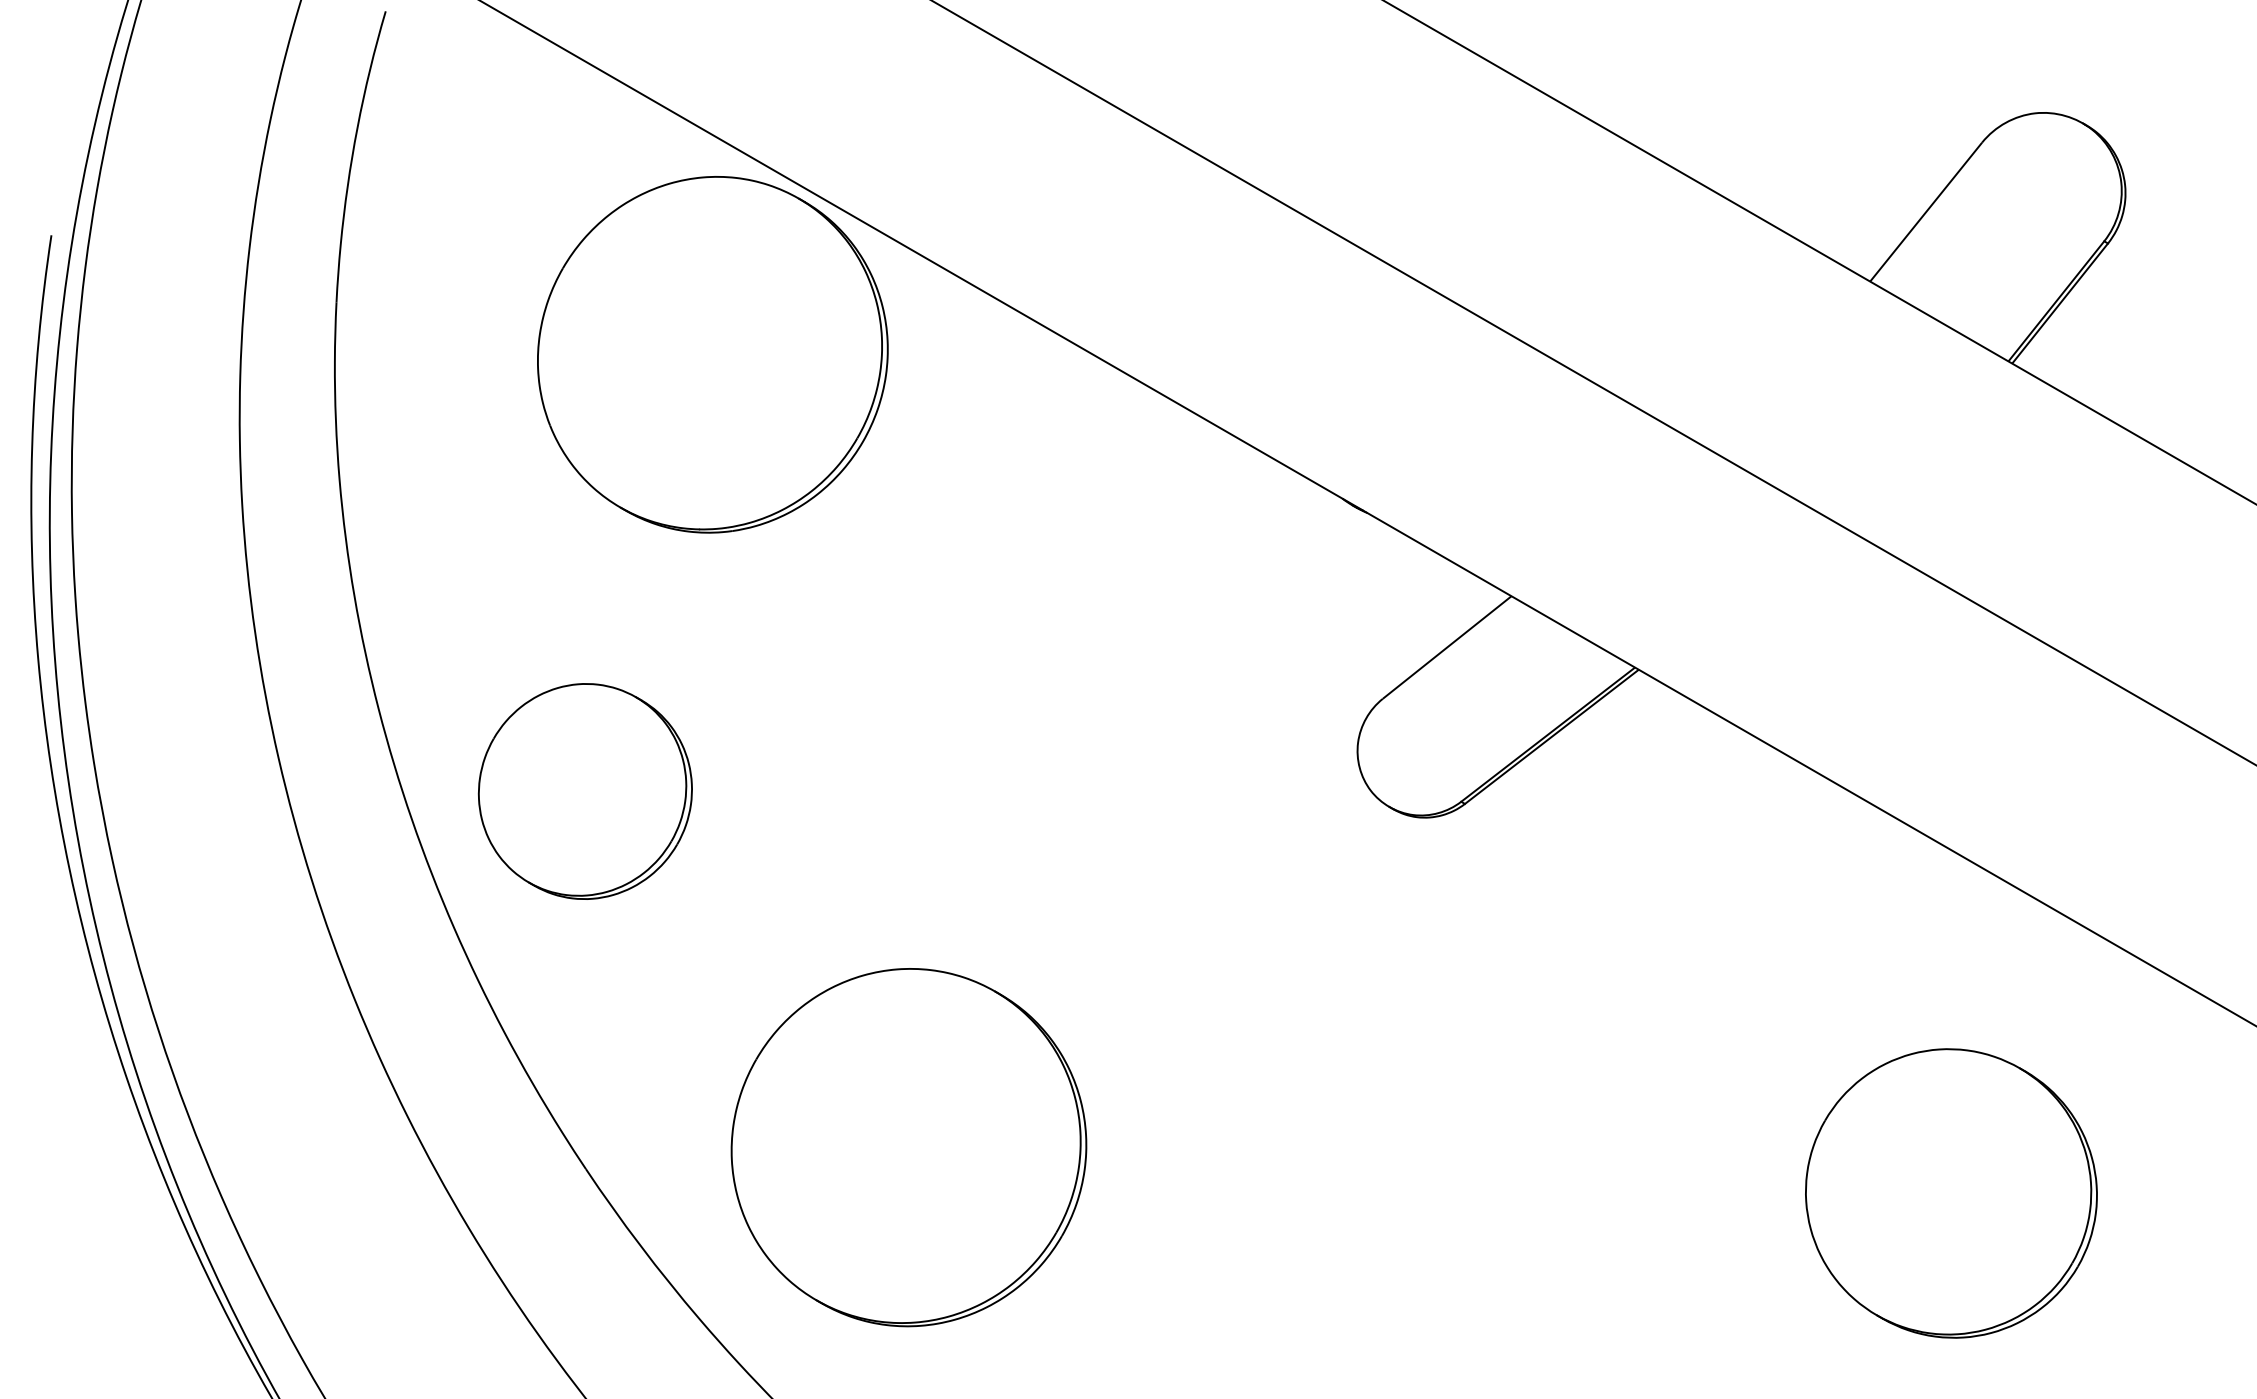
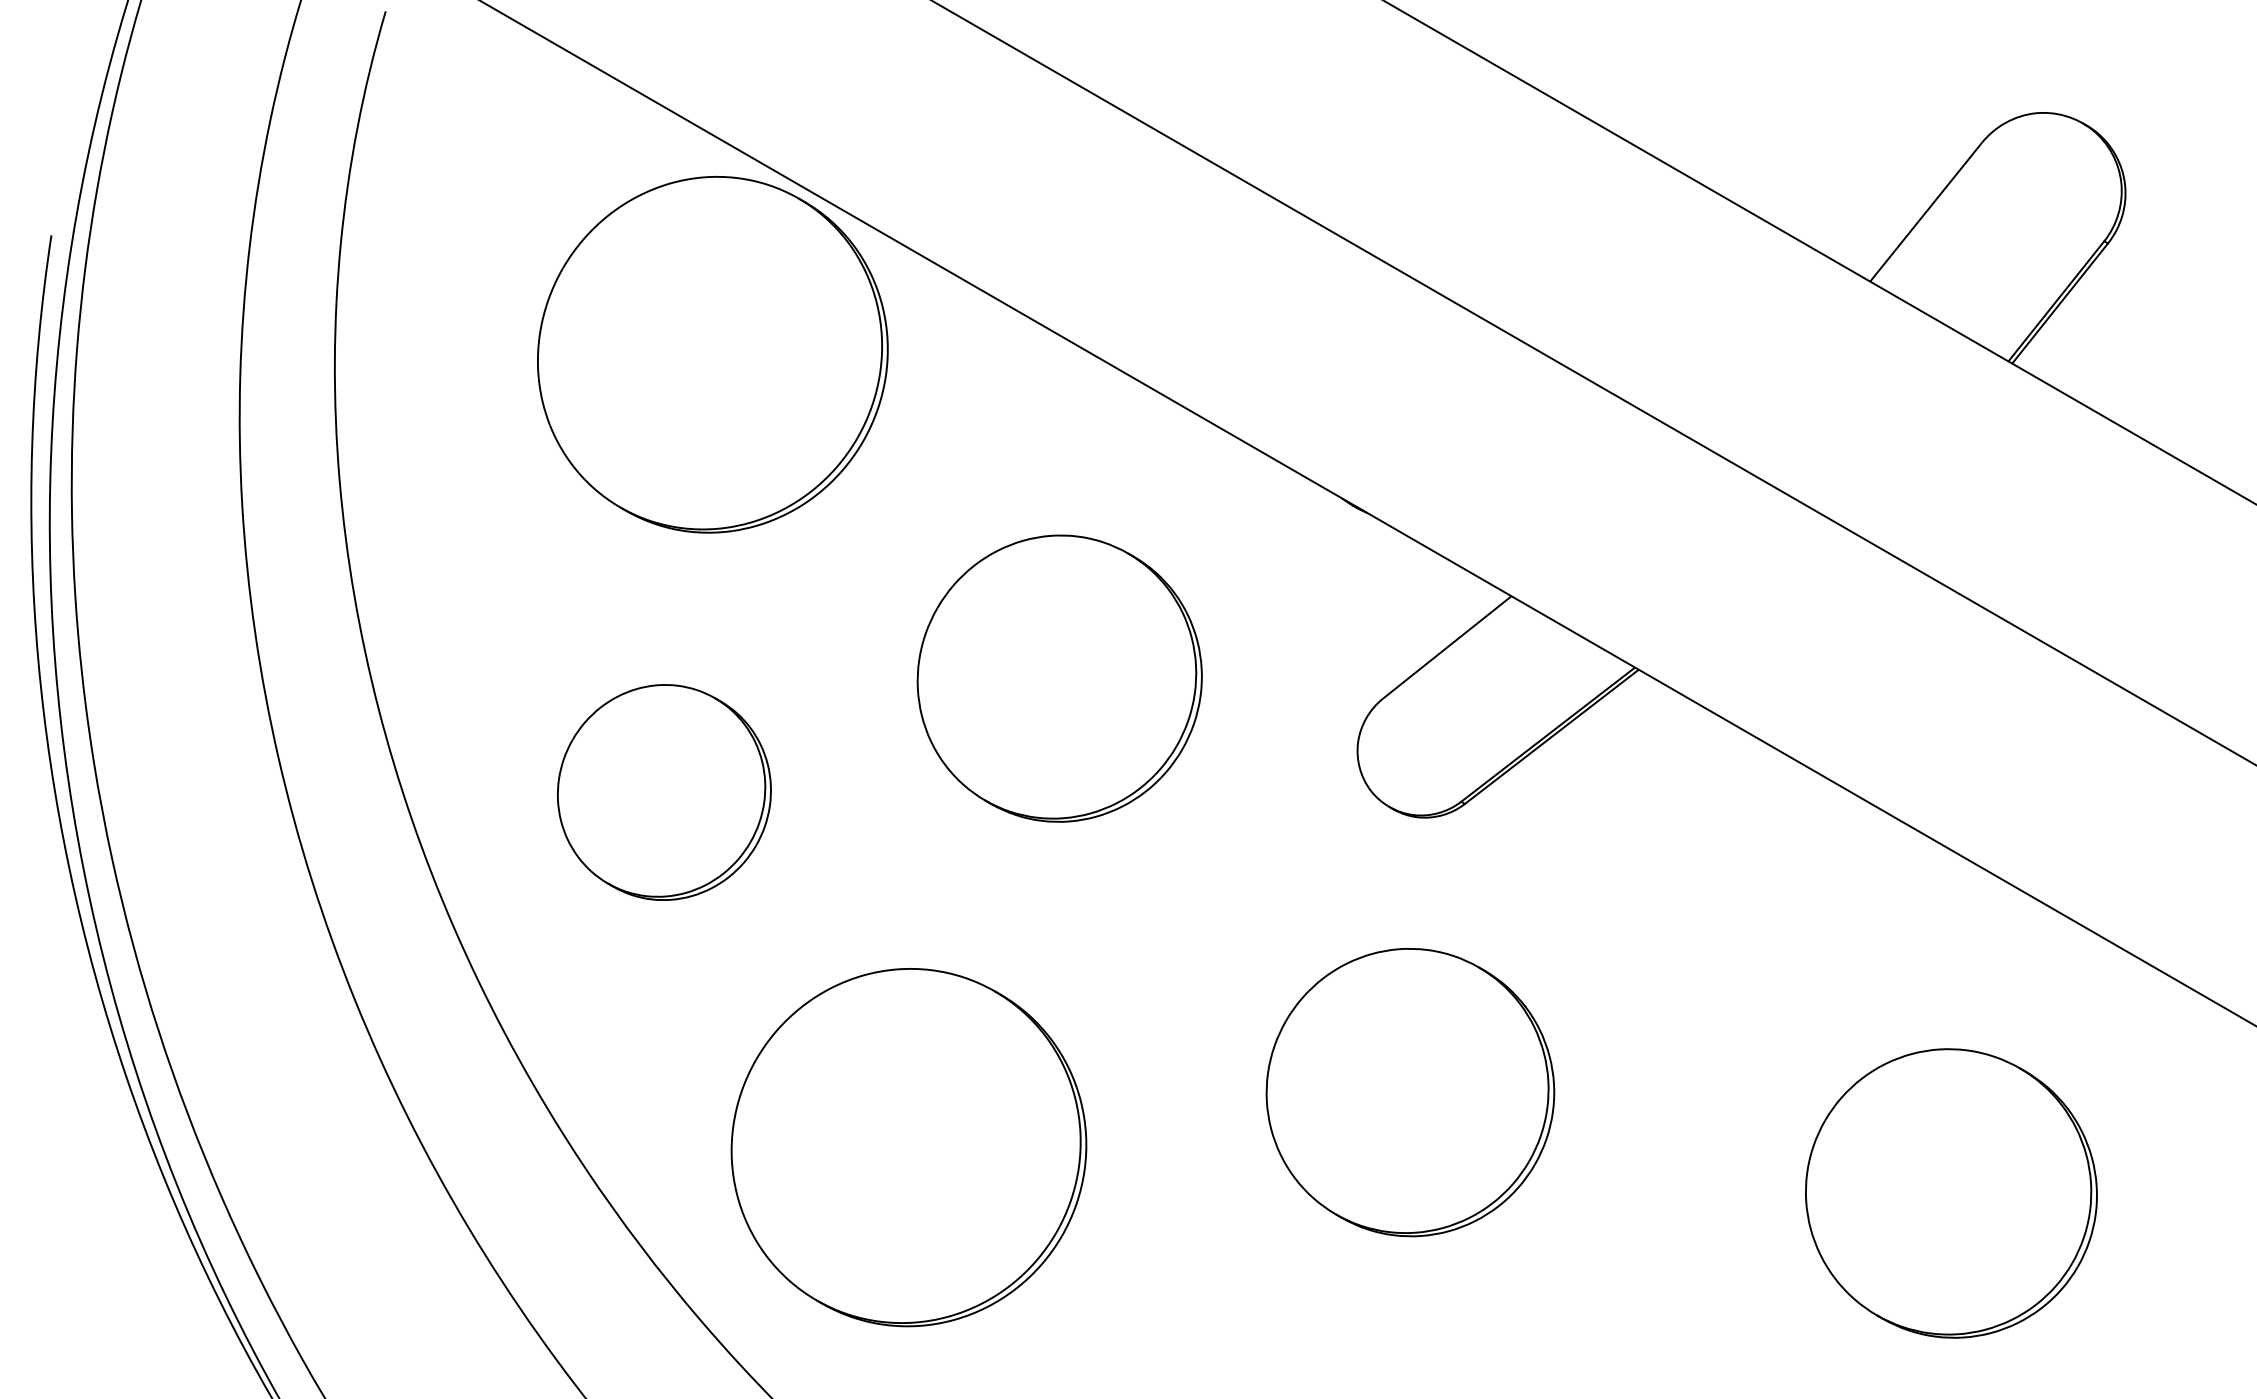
part: none -> present (1059, 678)
part position: (584, 791) -> (663, 792) (663, 792)
part: none -> present (1410, 1092)
